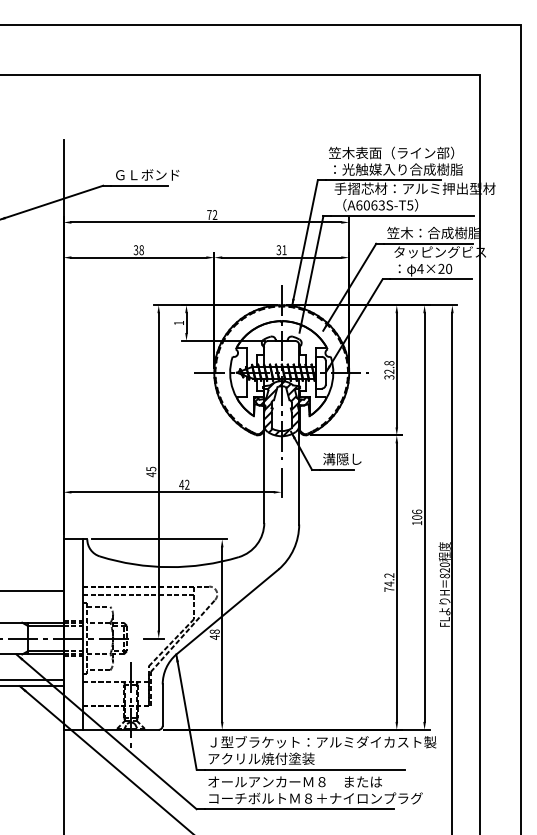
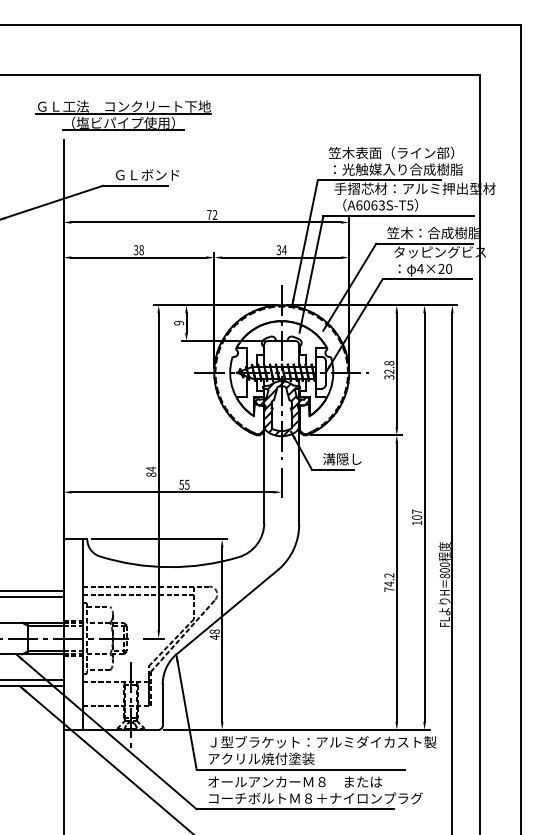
part: none -> present (123, 115)
text: 31 -> 34 (284, 250)
text: 1 -> 9 (179, 322)
text: 45 -> 84 (151, 472)
text: 42 -> 55 (184, 484)
text: 106 -> 107 (417, 511)
text: 820 -> 800 (444, 570)
line: none -> present (32, 596)
